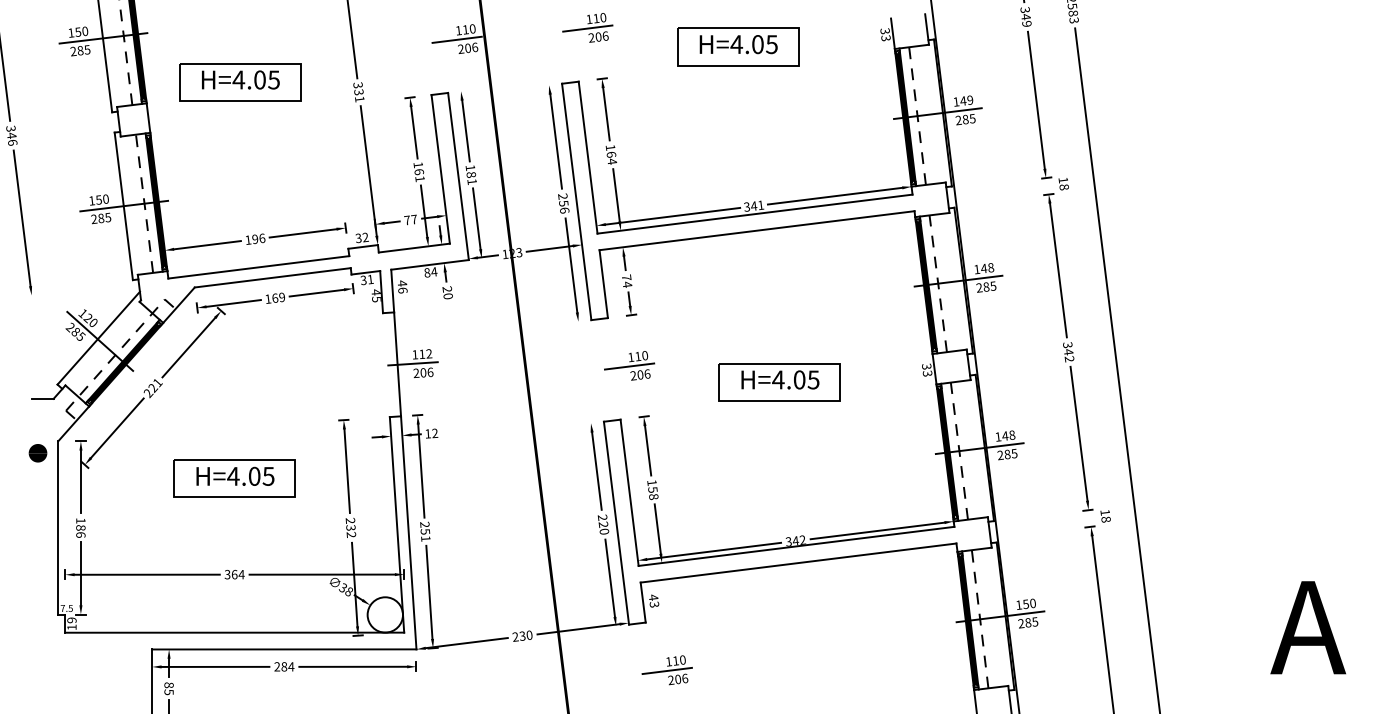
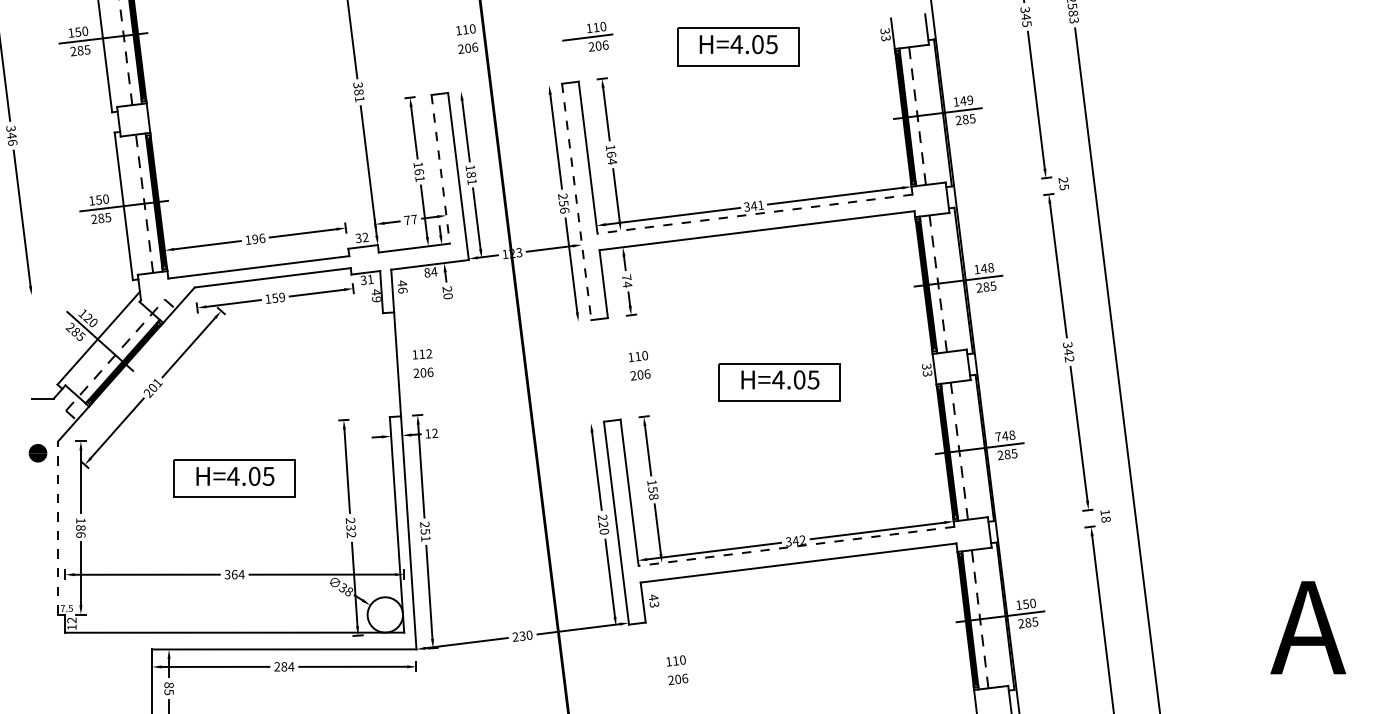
text: 349 -> 345 (1026, 23)
part position: (587, 27) -> (587, 36) (587, 36)
line: present -> none (456, 39)
part: present -> none (240, 82)
text: 331 -> 381 (358, 92)
line: solid -> dashed (440, 169)
text: 18 -> 25 (1063, 183)
line: solid -> dashed (576, 202)
line: solid -> dashed (755, 214)
text: 169 -> 159 (275, 297)
text: 45 -> 49 (376, 299)
line: present -> none (412, 363)
line: present -> none (629, 366)
text: 221 -> 201 (153, 388)
text: 148 -> 748 (998, 436)
line: solid -> dashed (58, 527)
line: solid -> dashed (796, 546)
text: 19 -> 12 (72, 620)
line: present -> none (666, 670)
